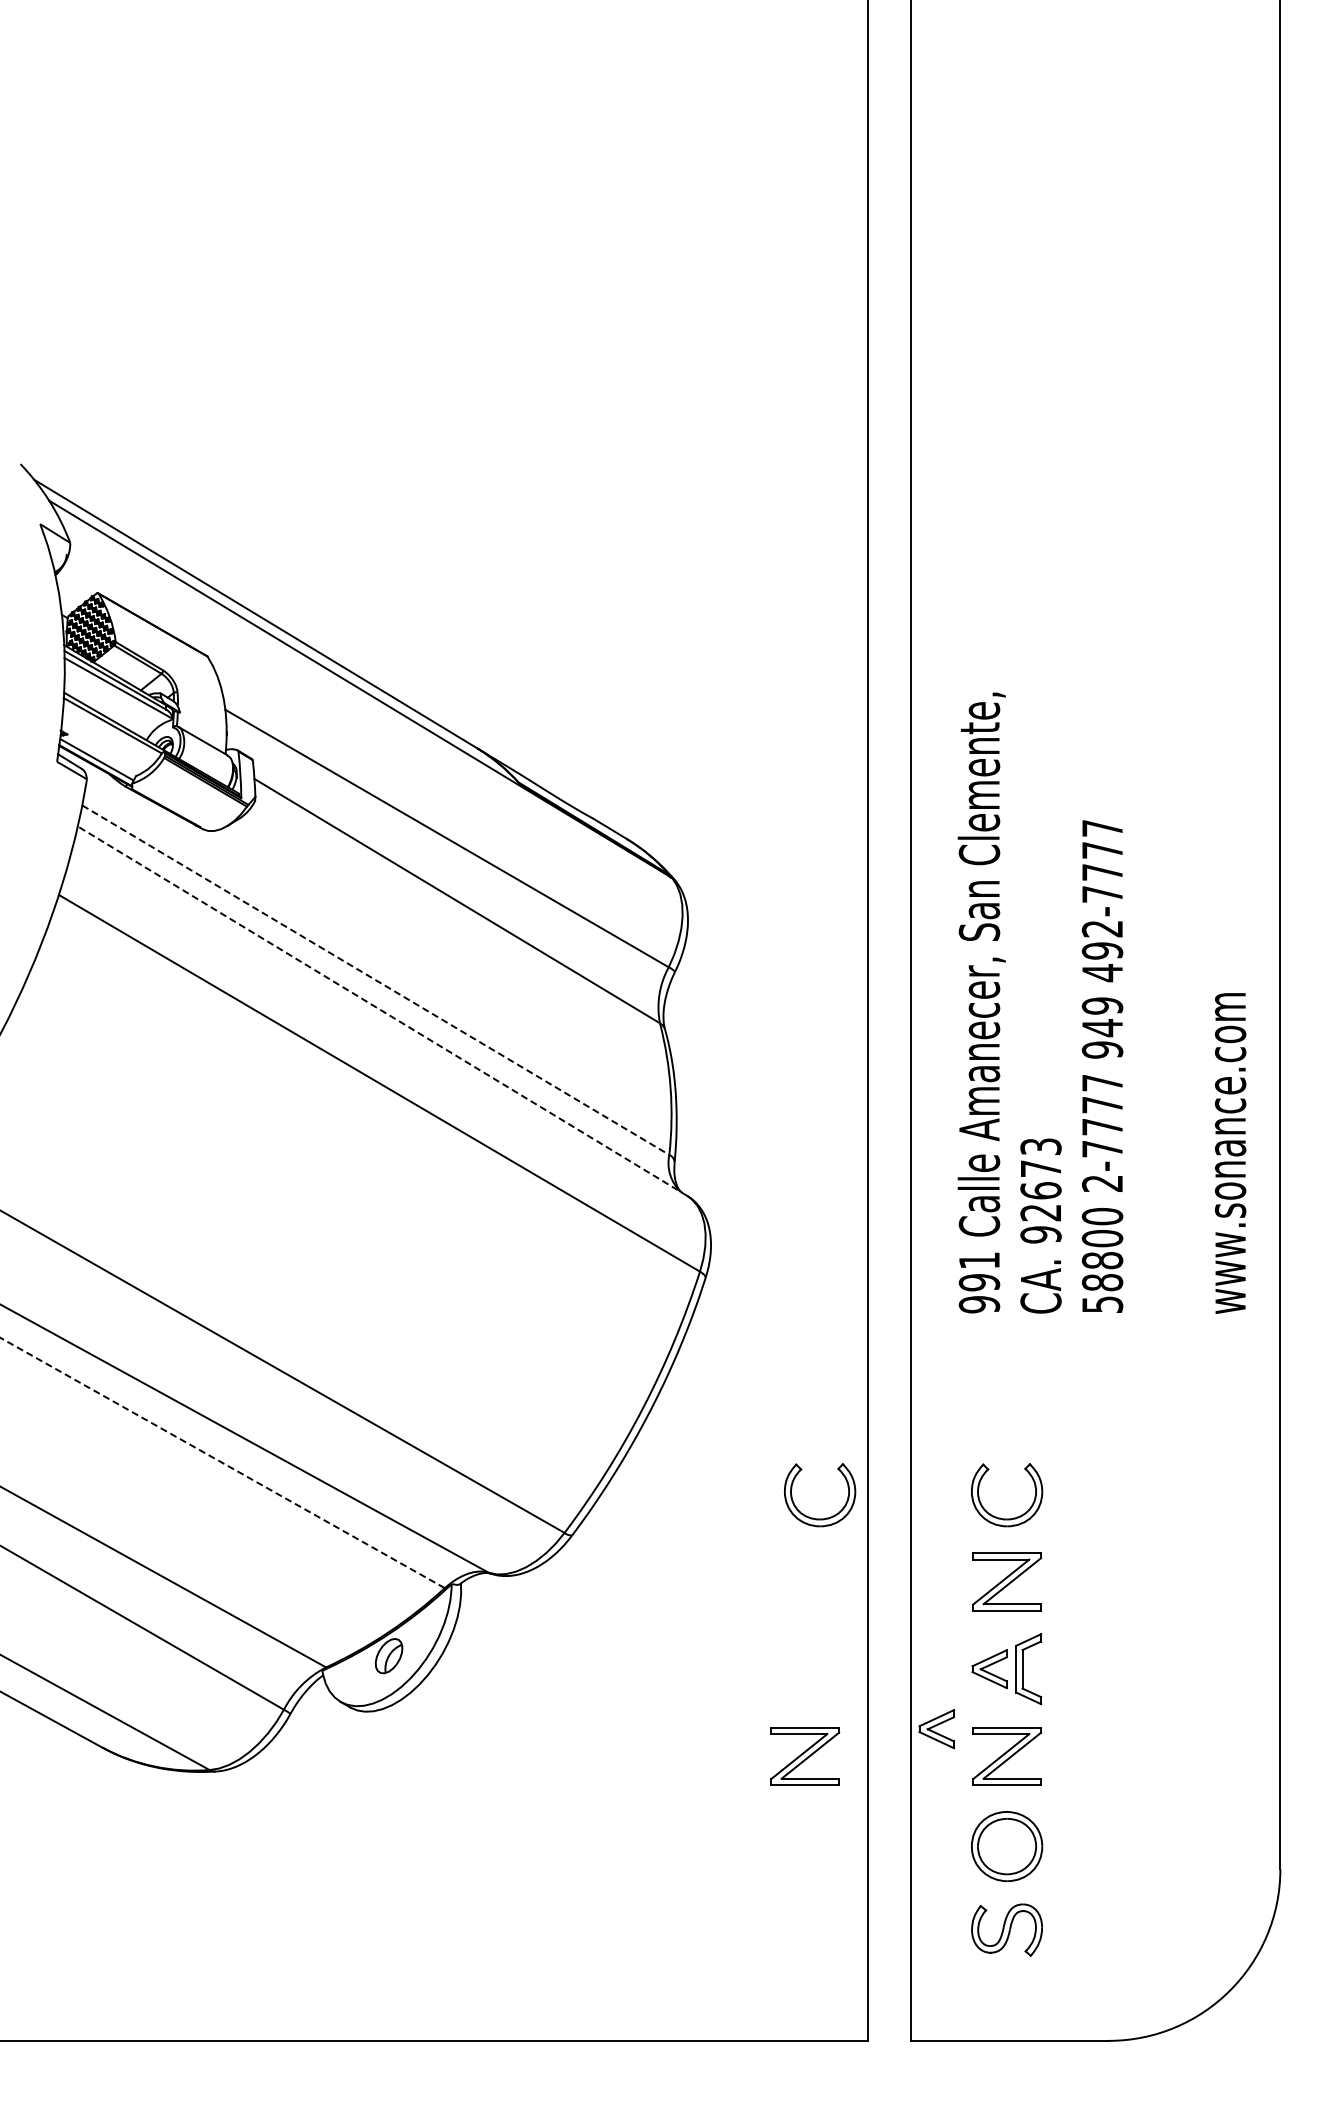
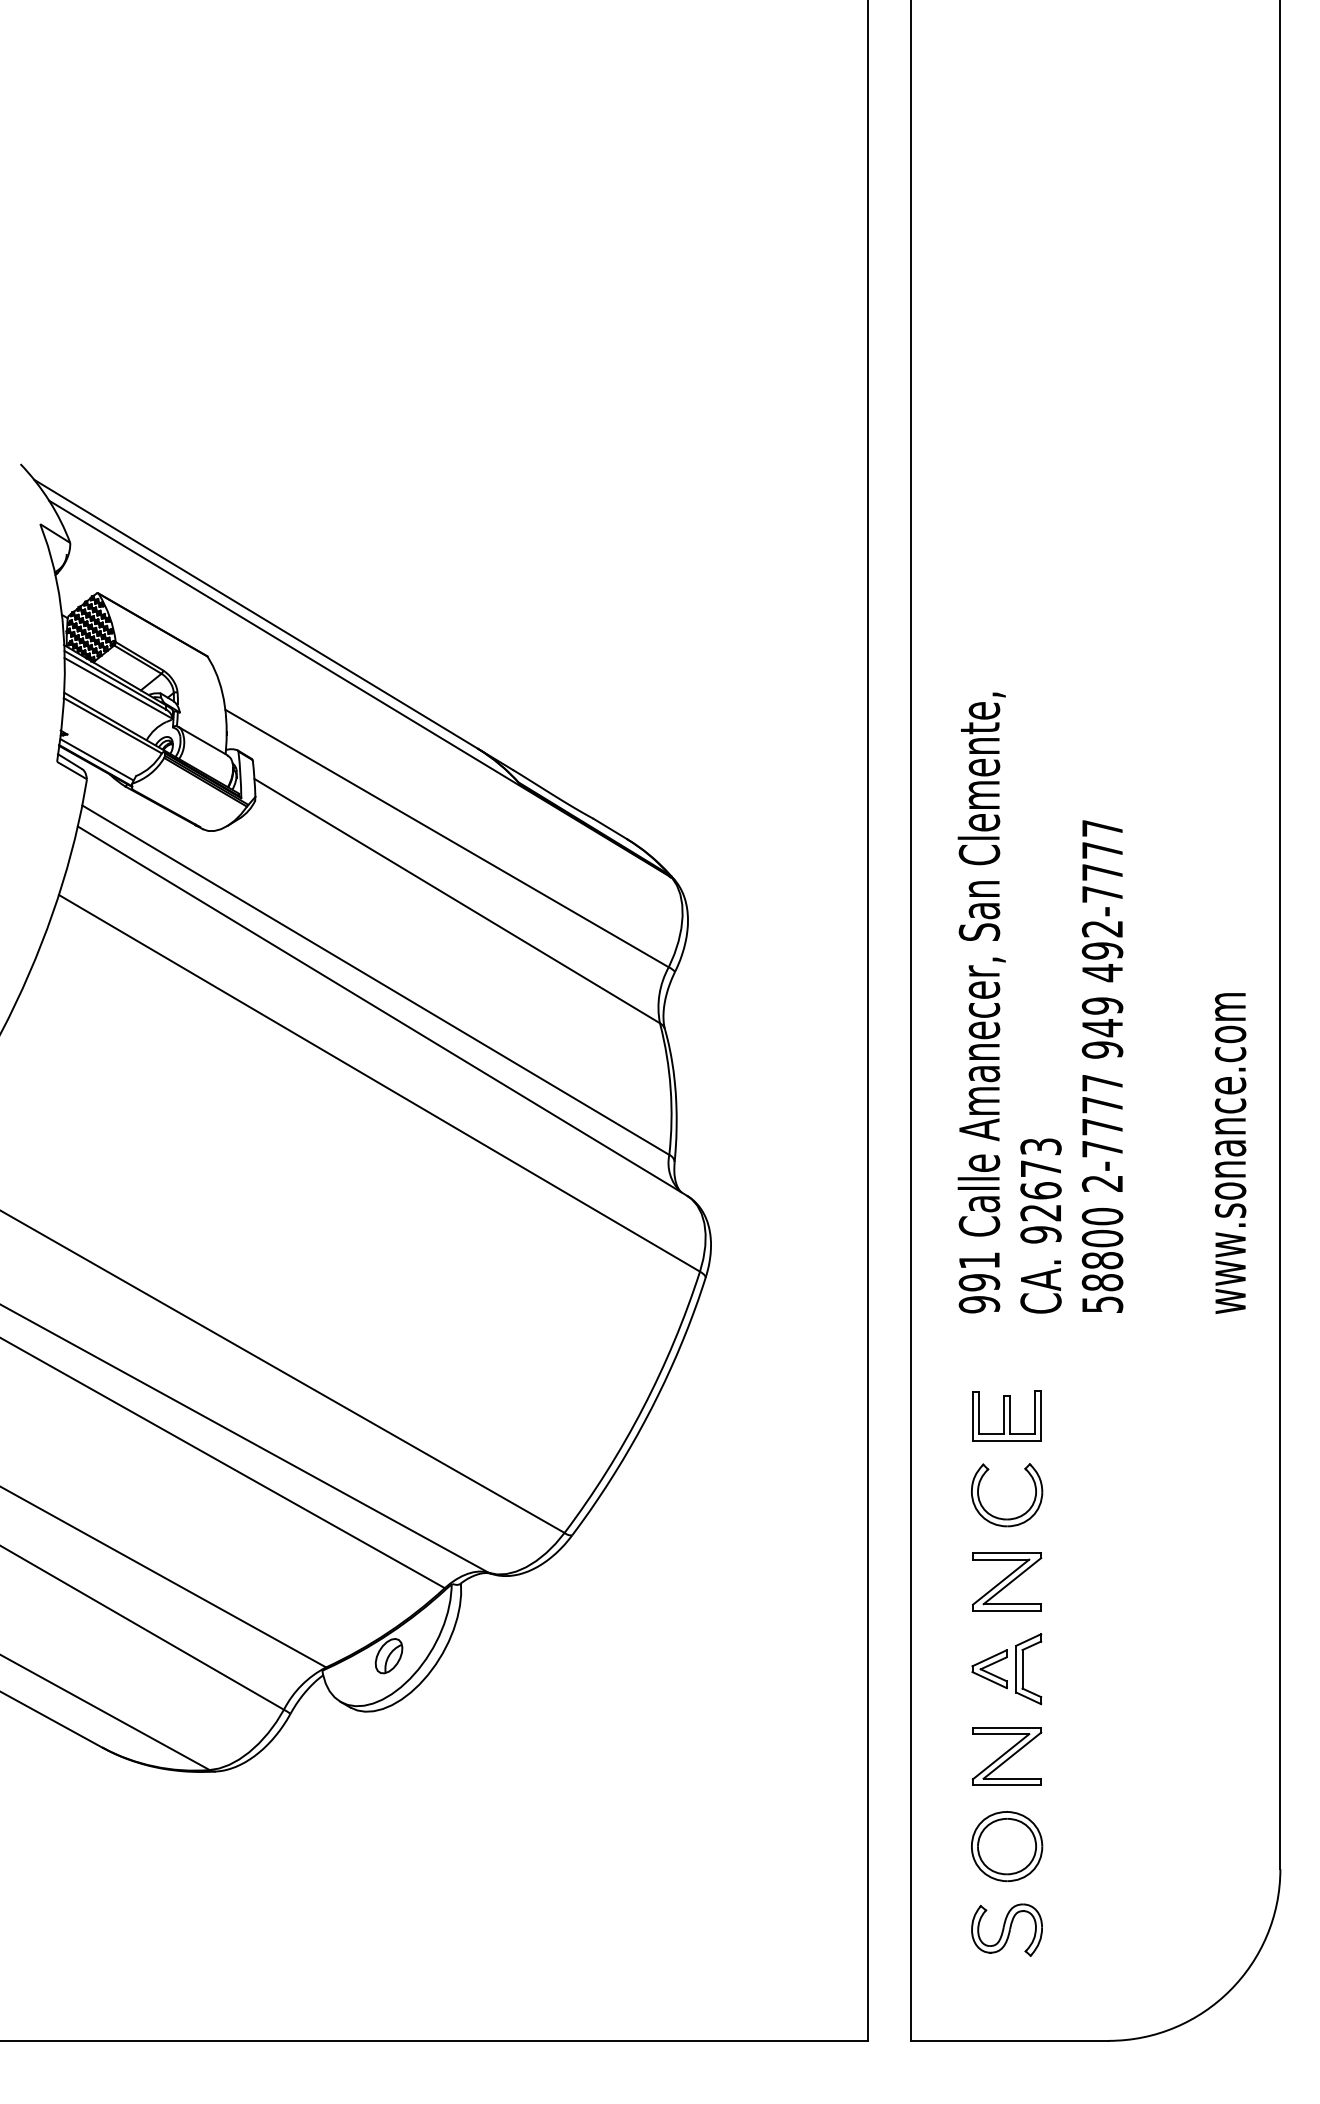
line: dashed -> solid (375, 980)
line: dashed -> solid (382, 1010)
part: none -> present (1006, 1415)
line: dashed -> solid (222, 1463)
part: present -> none (826, 1517)
part: present -> none (936, 1729)
part: present -> none (805, 1756)
